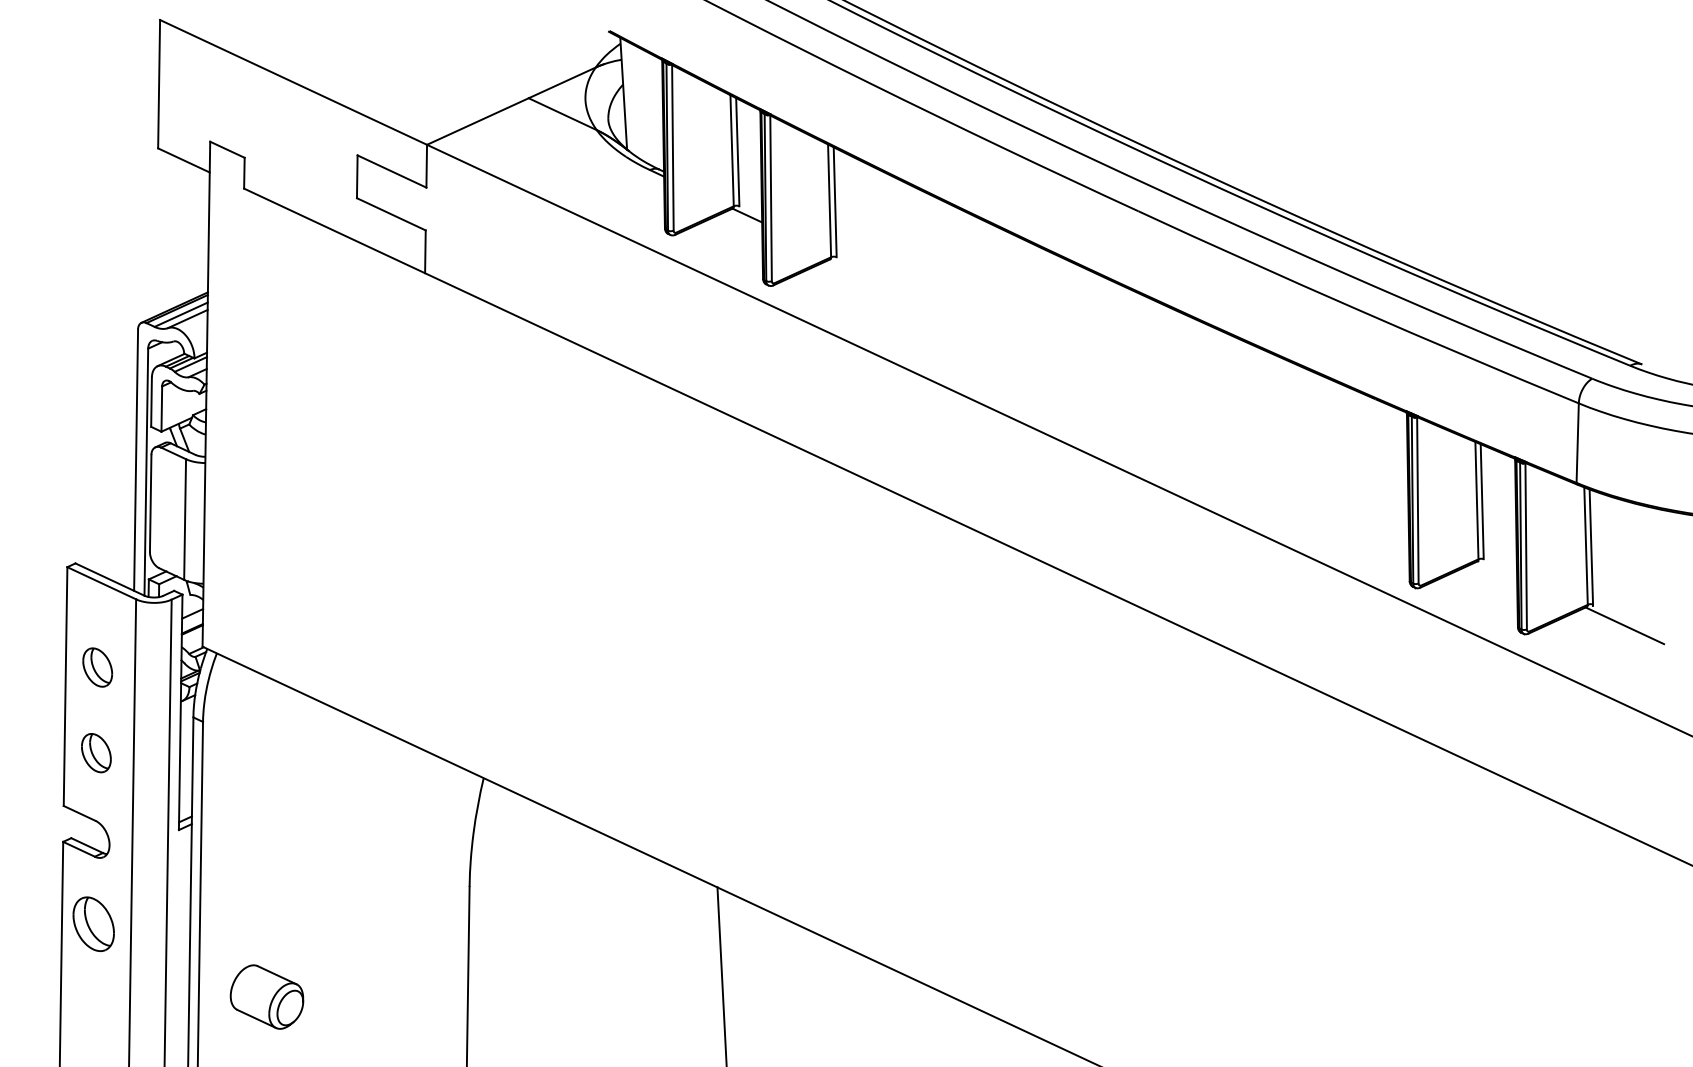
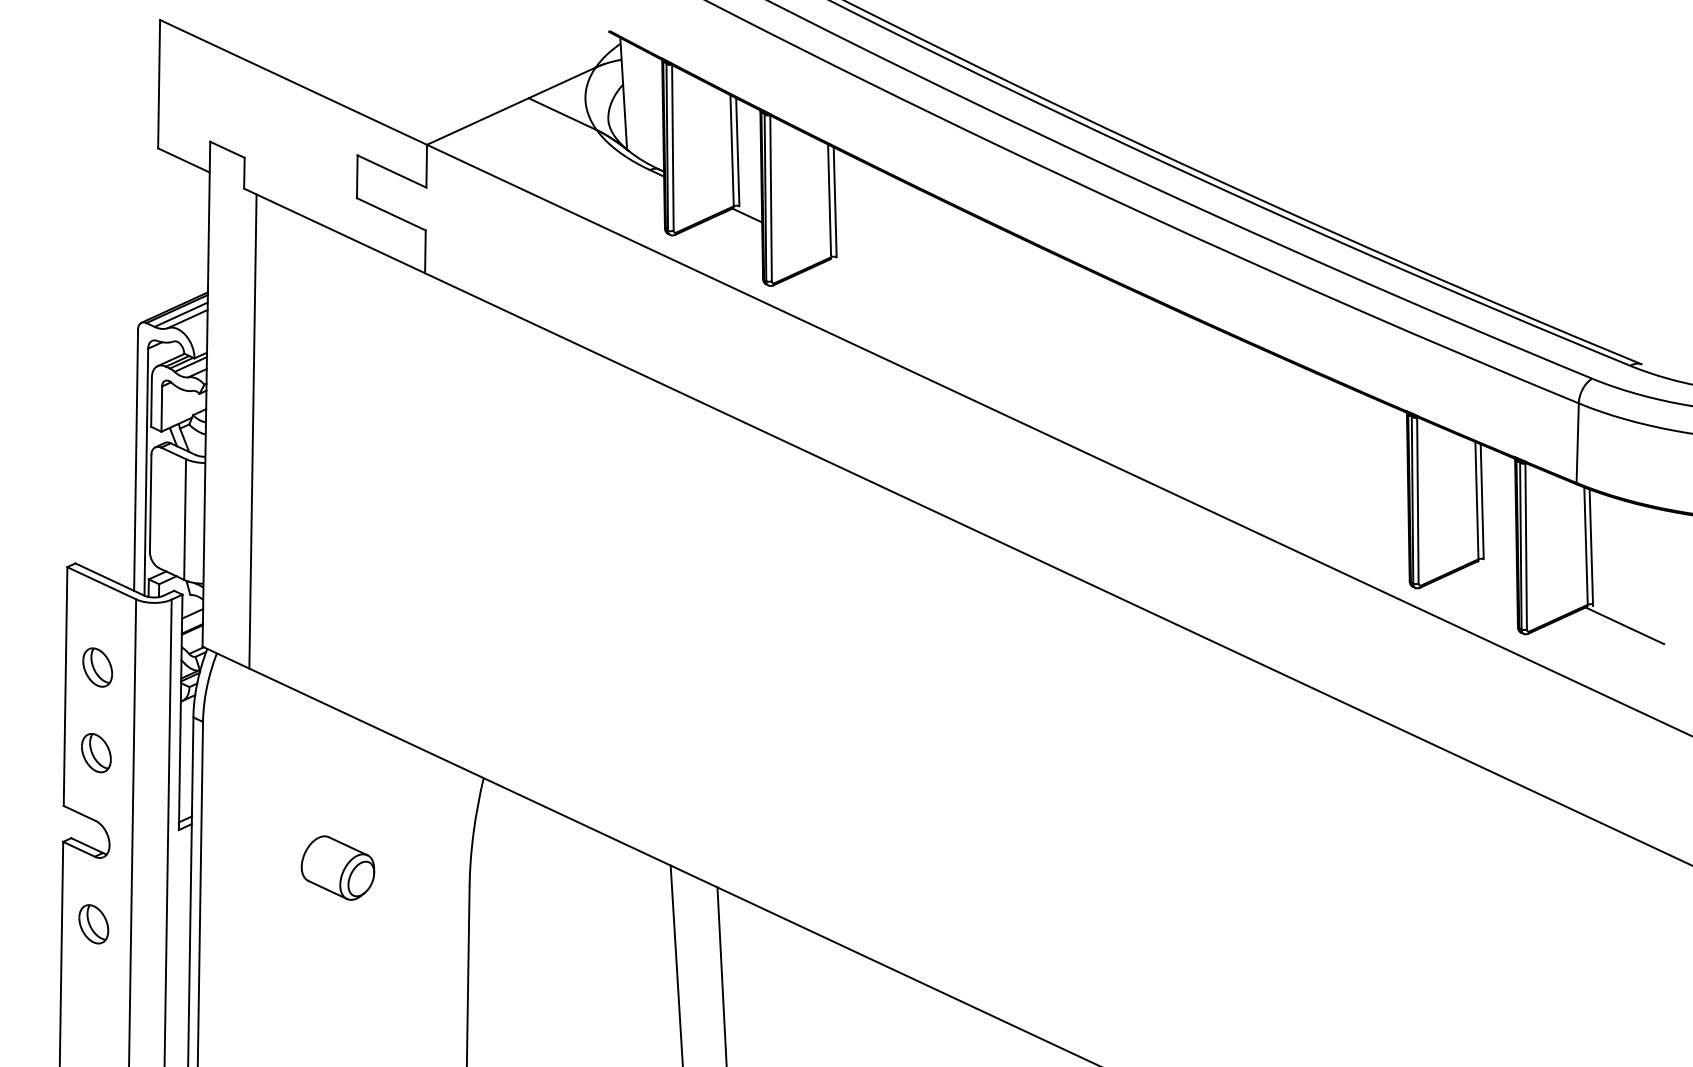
line: none -> present (252, 431)
part size: 43x56 px -> 32x41 px (93, 924)
line: none -> present (676, 964)
part position: (266, 996) -> (337, 867) (337, 867)
